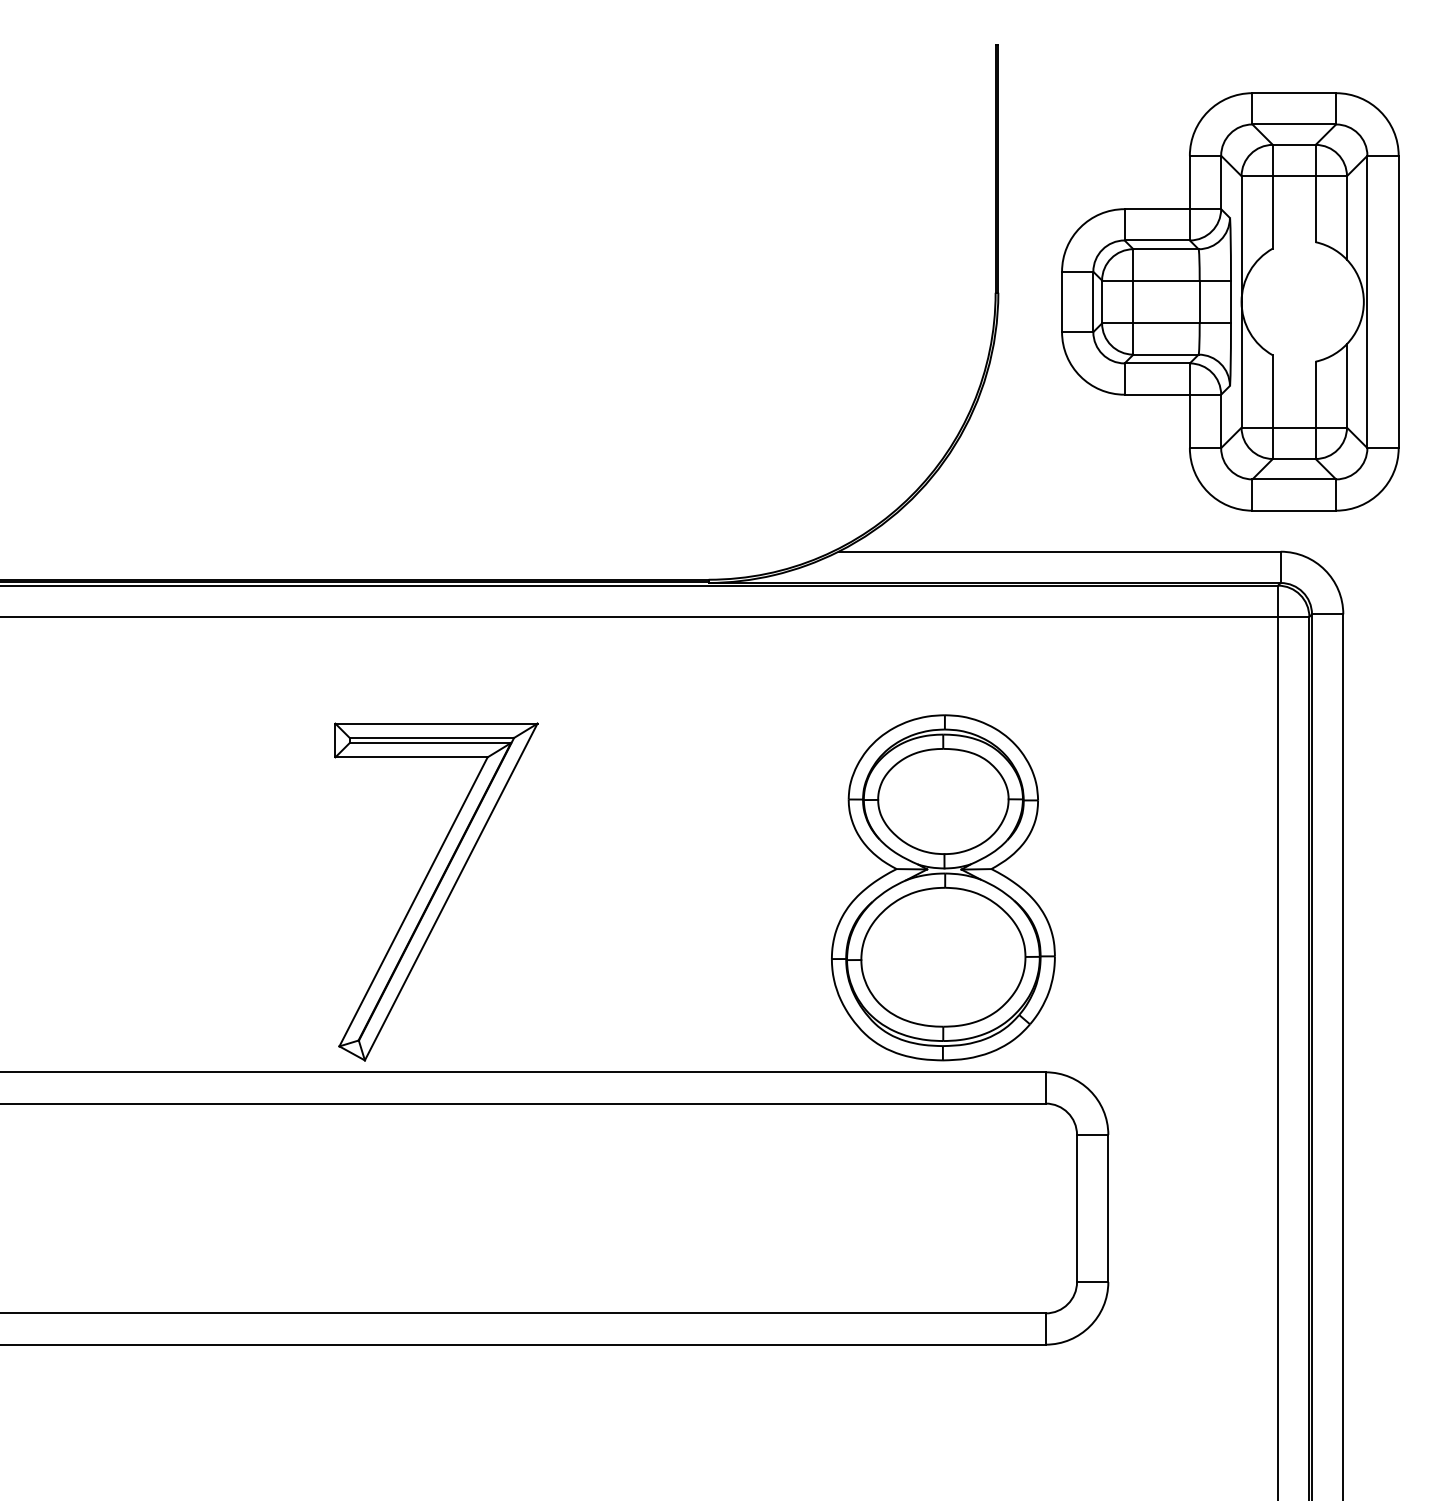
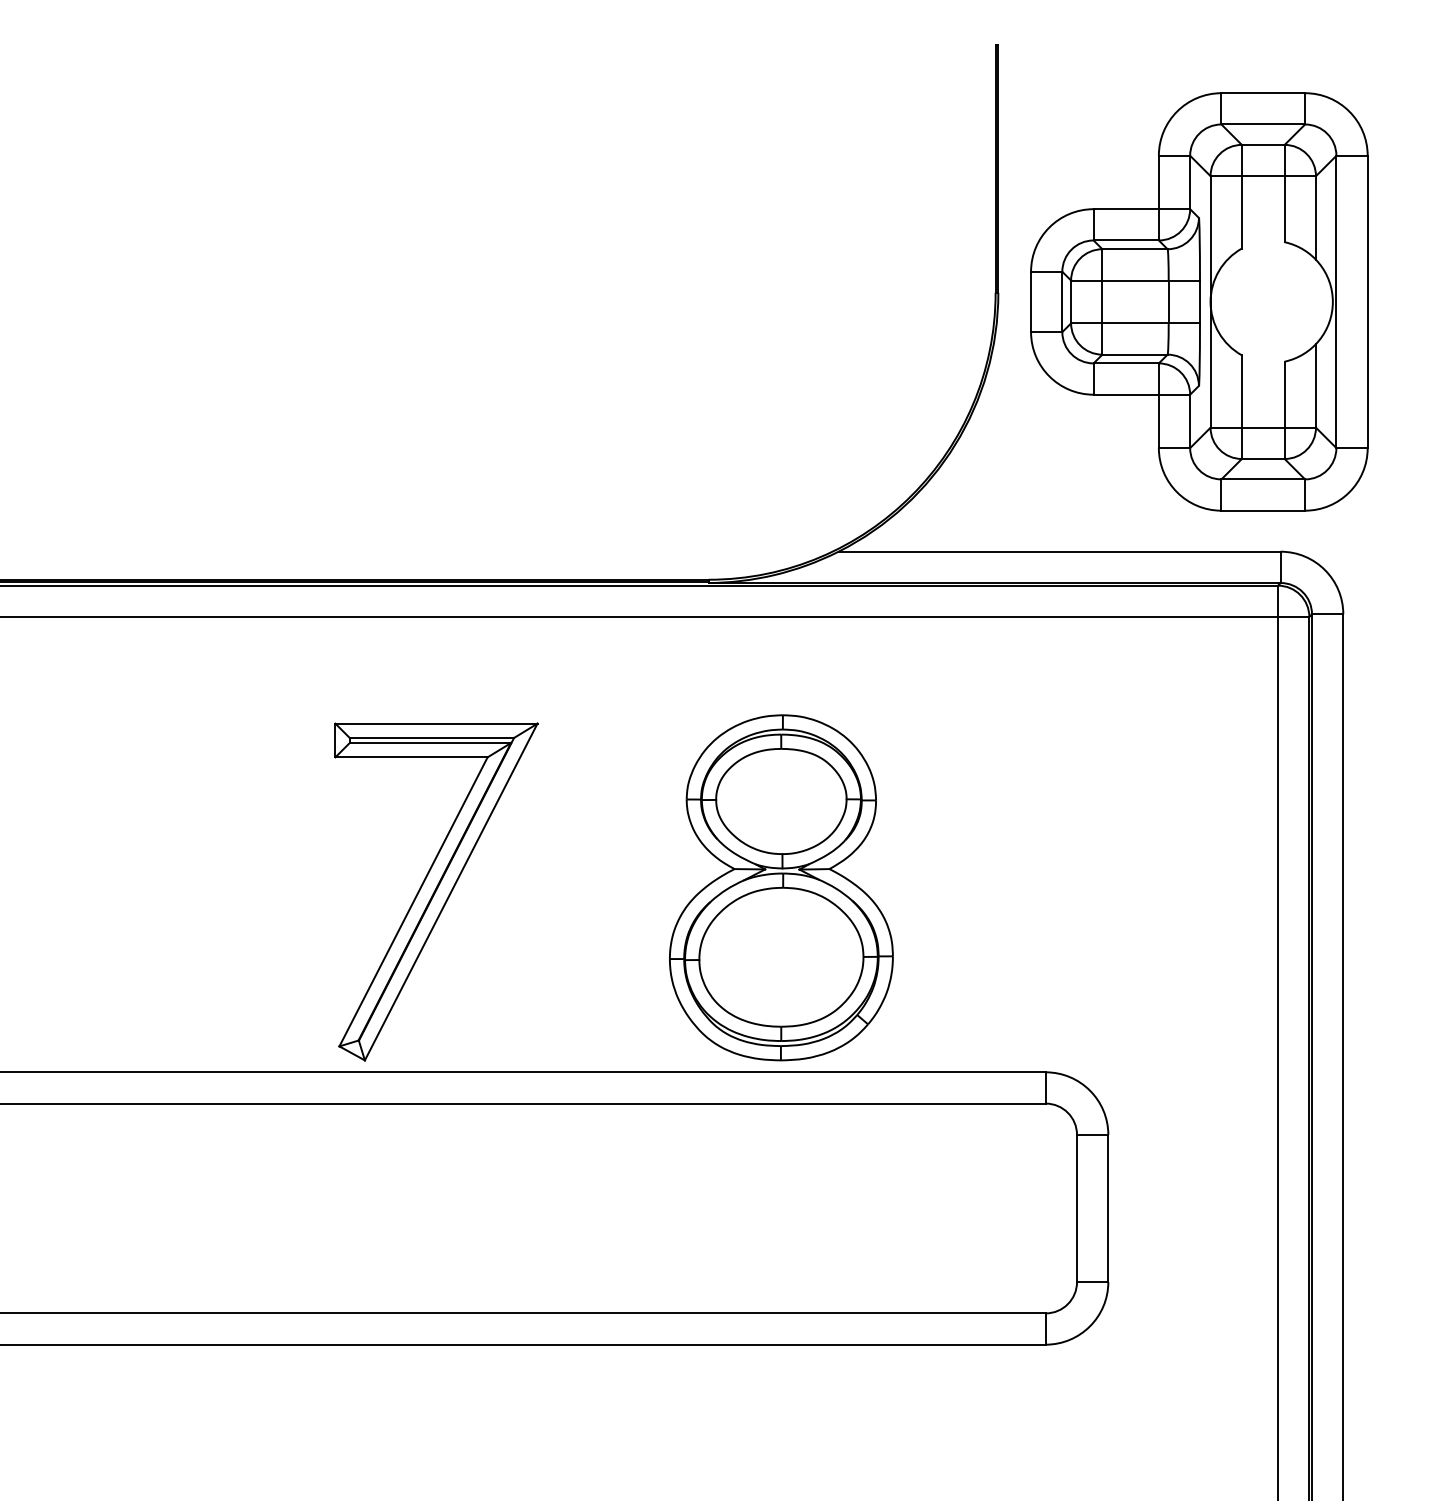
part position: (1230, 301) -> (1199, 301) (1199, 301)
part position: (943, 887) -> (781, 887) (781, 887)
